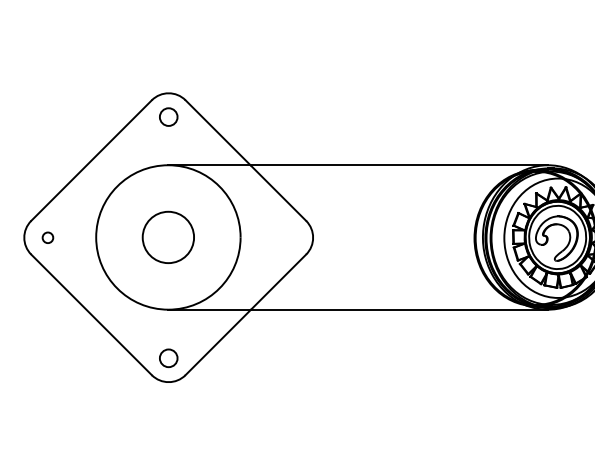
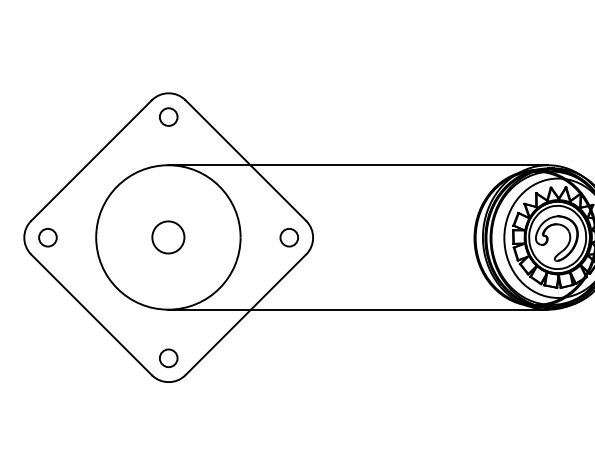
circle size: 14x13 px -> 20x20 px (47, 237)
circle diameter: 51 px -> 32 px (168, 237)
circle: none -> present (288, 237)
